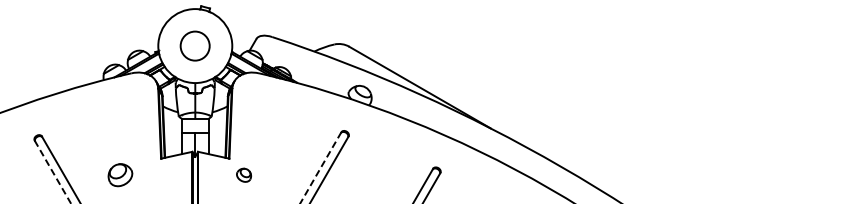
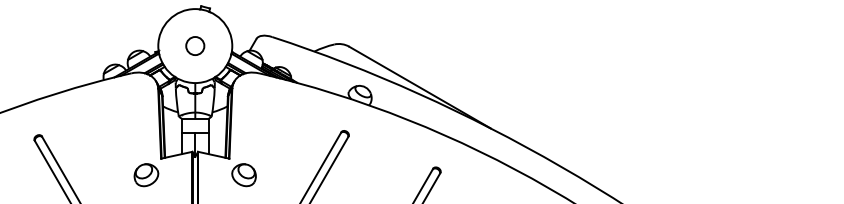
circle size: 32x32 px -> 21x20 px (195, 45)
line: dashed -> solid (320, 167)
line: dashed -> solid (53, 172)
part size: 16x16 px -> 26x25 px (243, 175)
part position: (120, 175) -> (146, 175) (146, 175)
